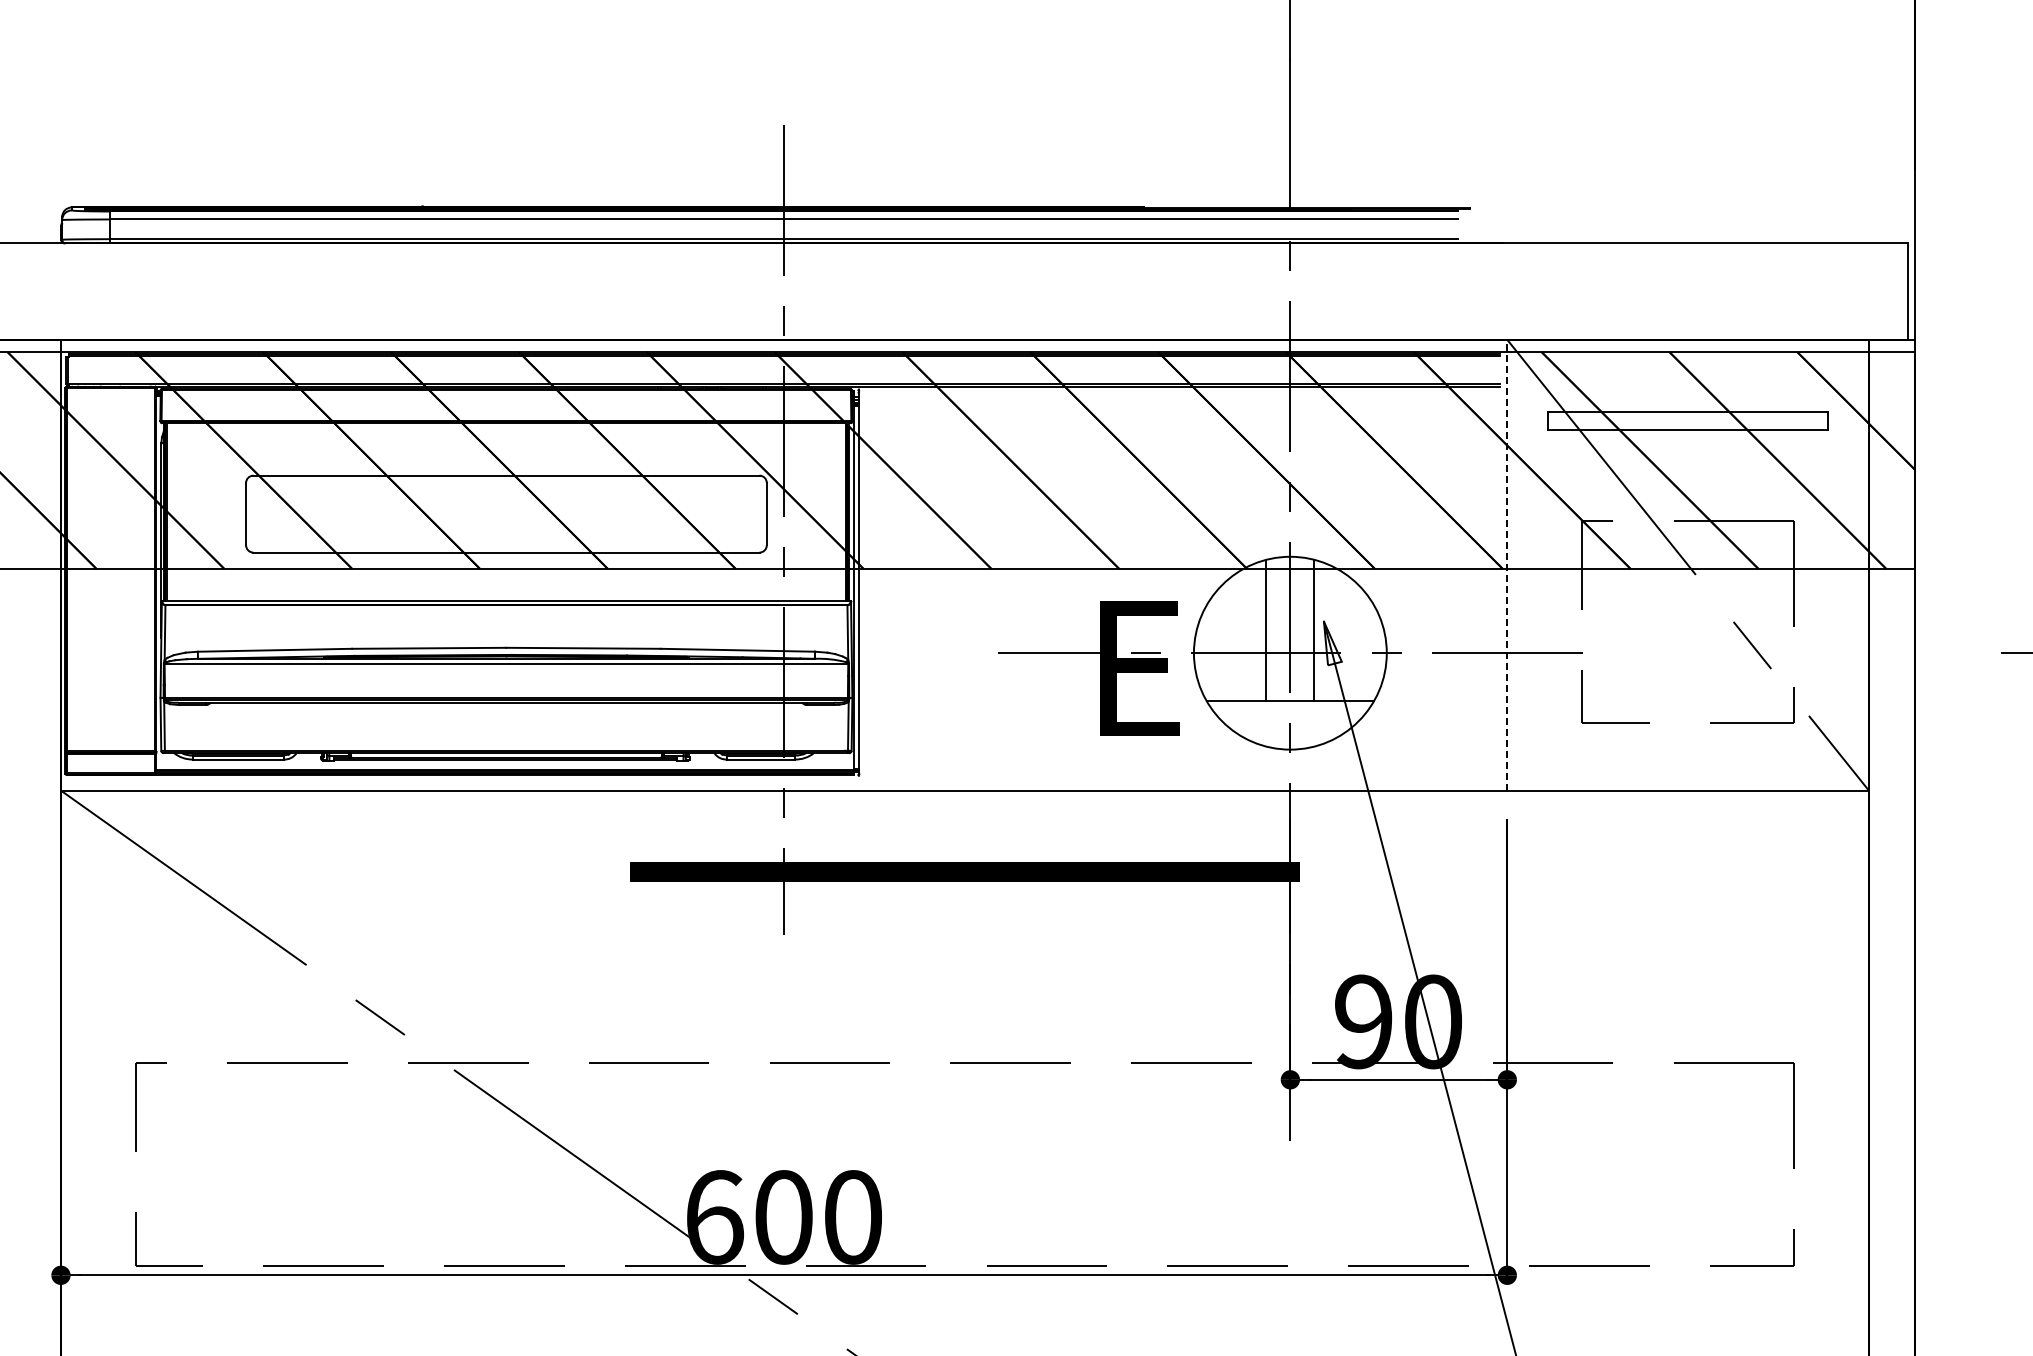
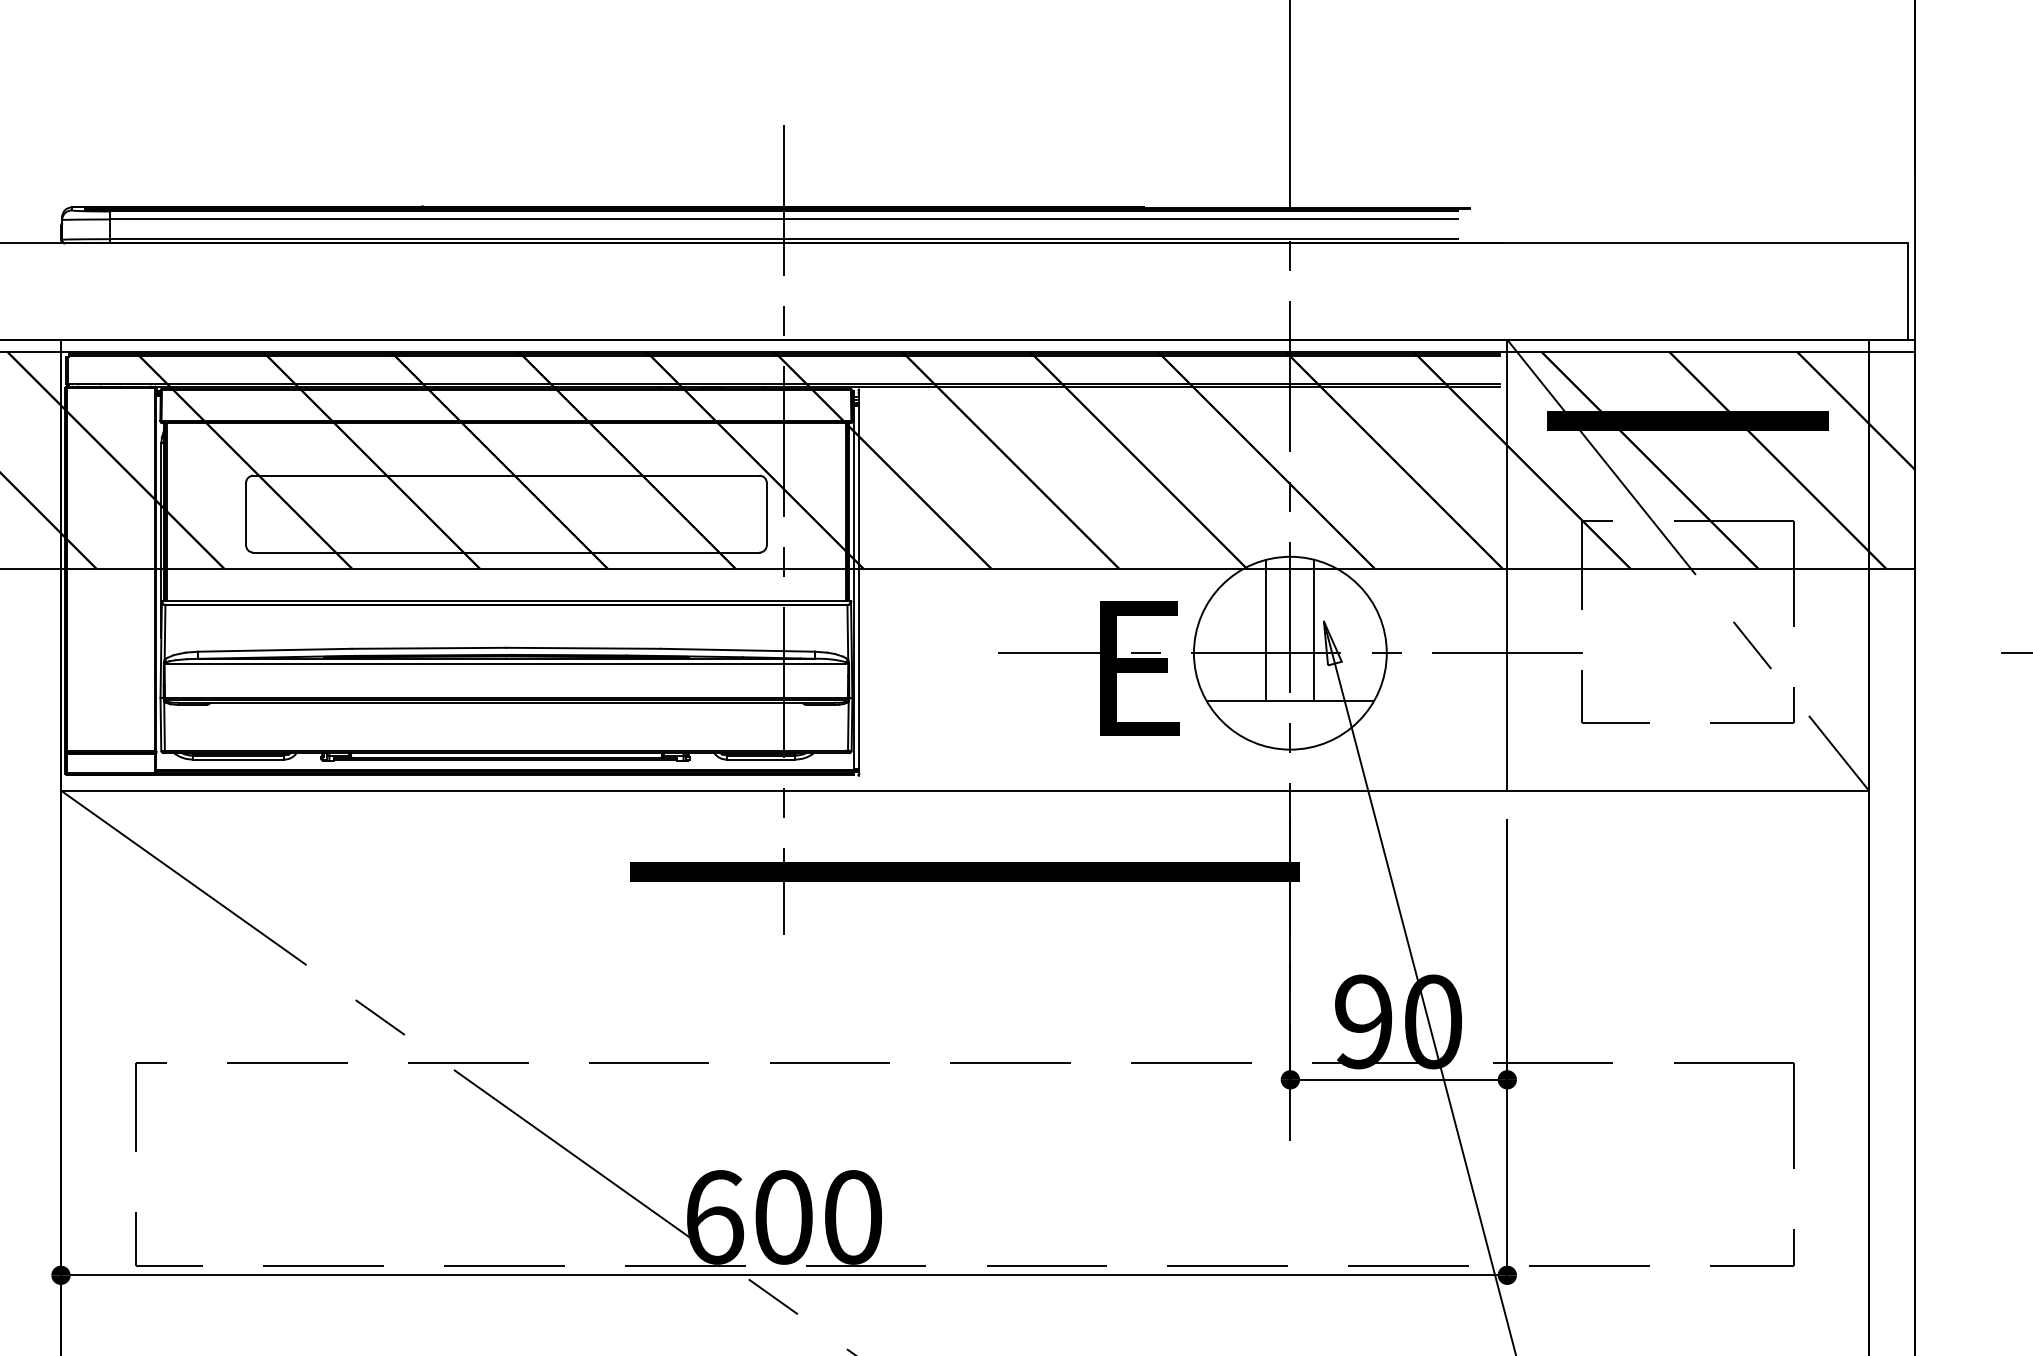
hatch: none -> present (1687, 421)
line: dashed -> solid (1507, 564)
